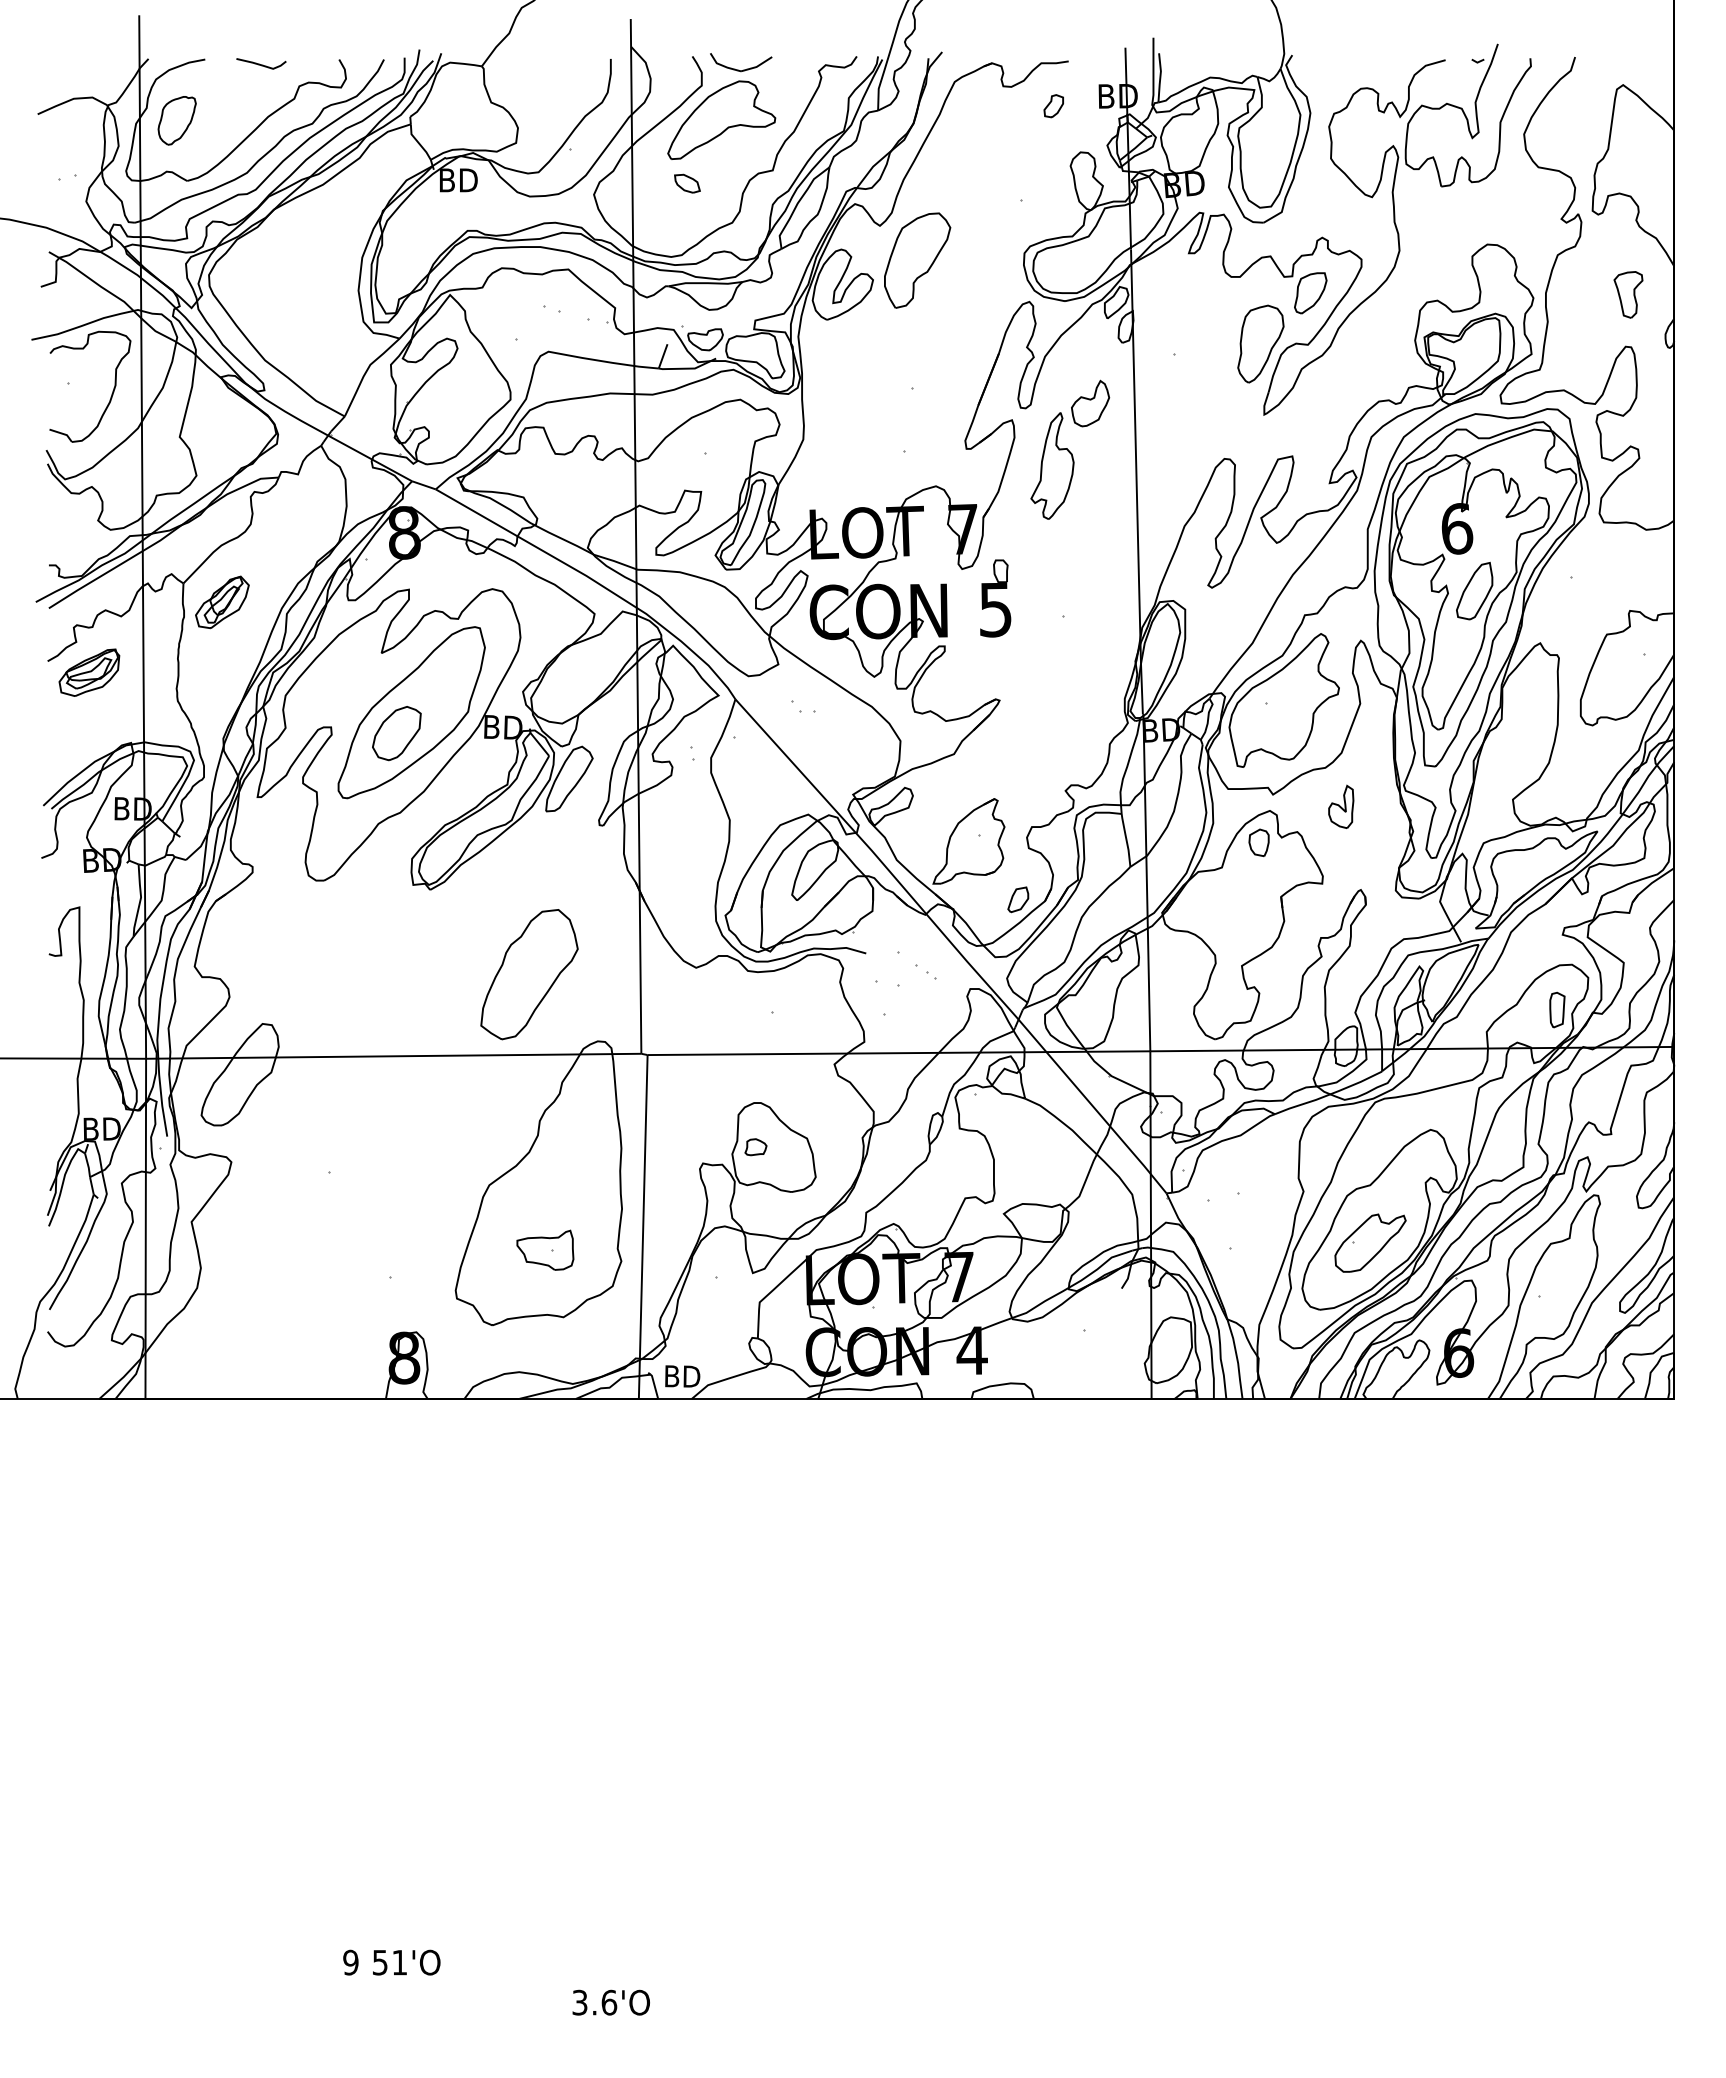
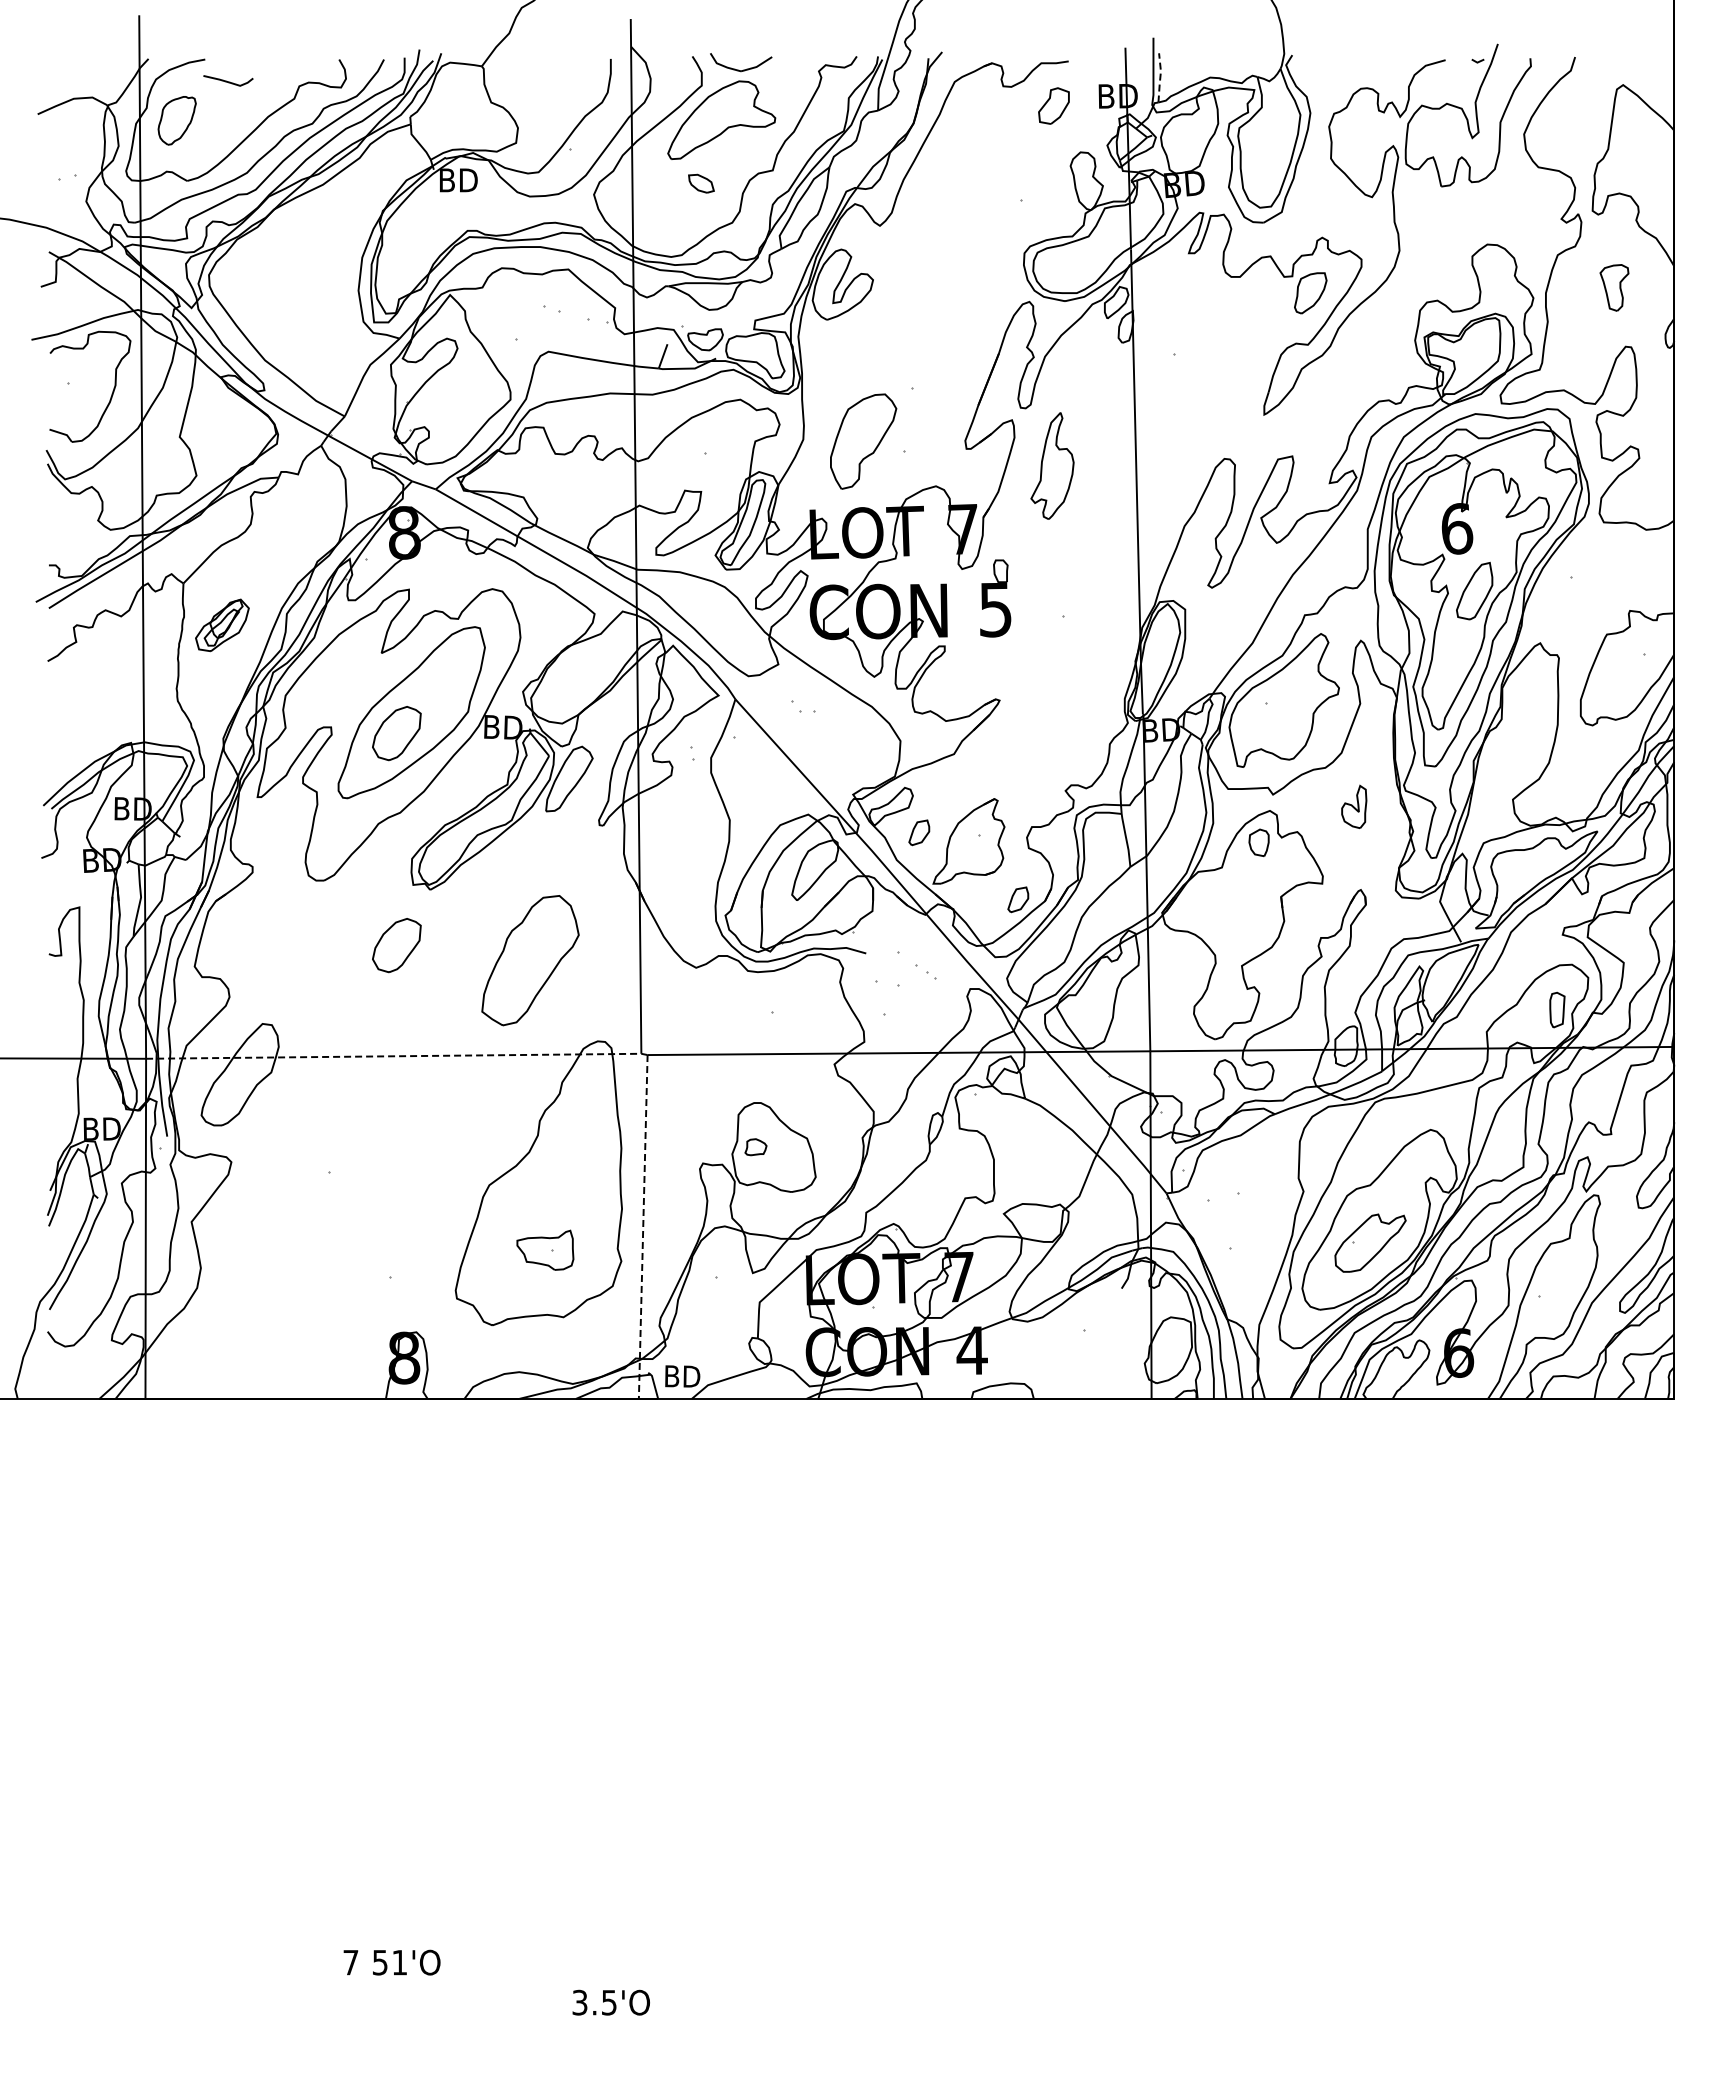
curve position: (261, 64) -> (228, 81) (228, 81)
line: solid -> dashed (1160, 77)
part size: 21x25 px -> 32x38 px (1053, 105)
part position: (687, 183) -> (701, 183) (701, 183)
part position: (917, 260) -> (863, 441) (863, 441)
part position: (1628, 294) -> (1614, 287) (1614, 287)
part: present -> none (1260, 343)
part: present -> none (1090, 403)
part position: (222, 602) -> (222, 625) (222, 625)
part: present -> none (89, 672)
part position: (1341, 806) -> (1354, 806) (1354, 806)
part: none -> present (919, 832)
part: none -> present (396, 945)
part position: (529, 974) -> (530, 960) (530, 960)
line: solid -> dashed (393, 1056)
line: solid -> dashed (643, 1226)
text: 9 -> 7 (350, 1962)
text: 3.6'O -> 3.5'O (609, 2002)
